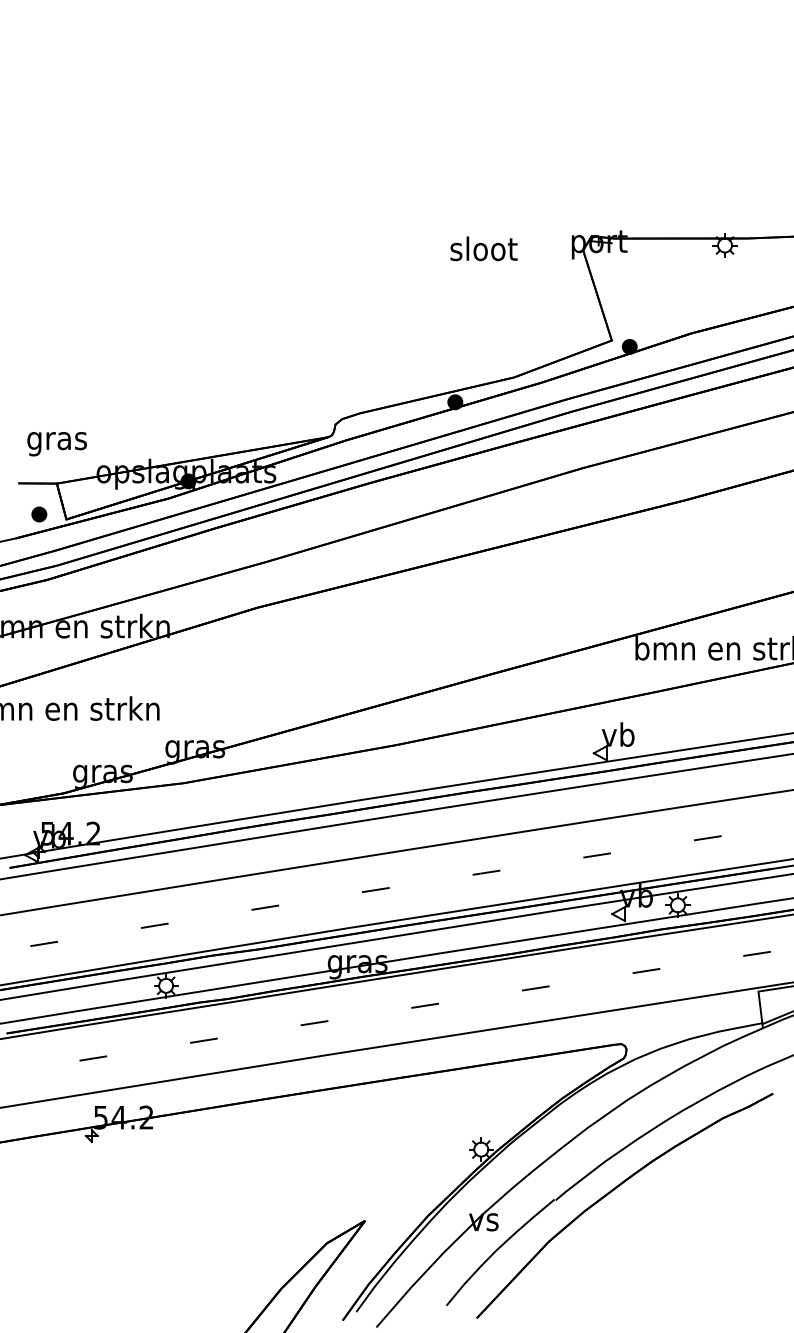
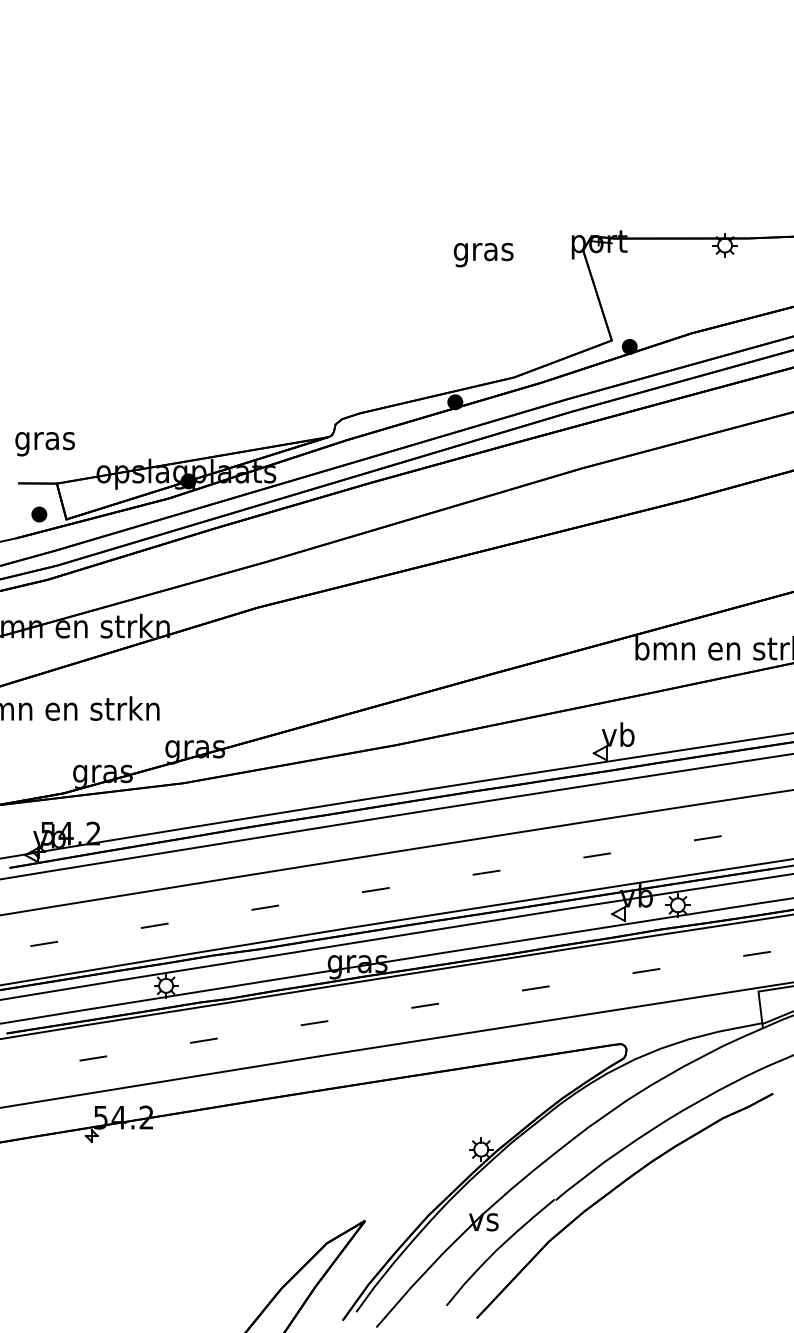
text: sloot -> gras (483, 251)
text position: (56, 444) -> (44, 444) (44, 444)
